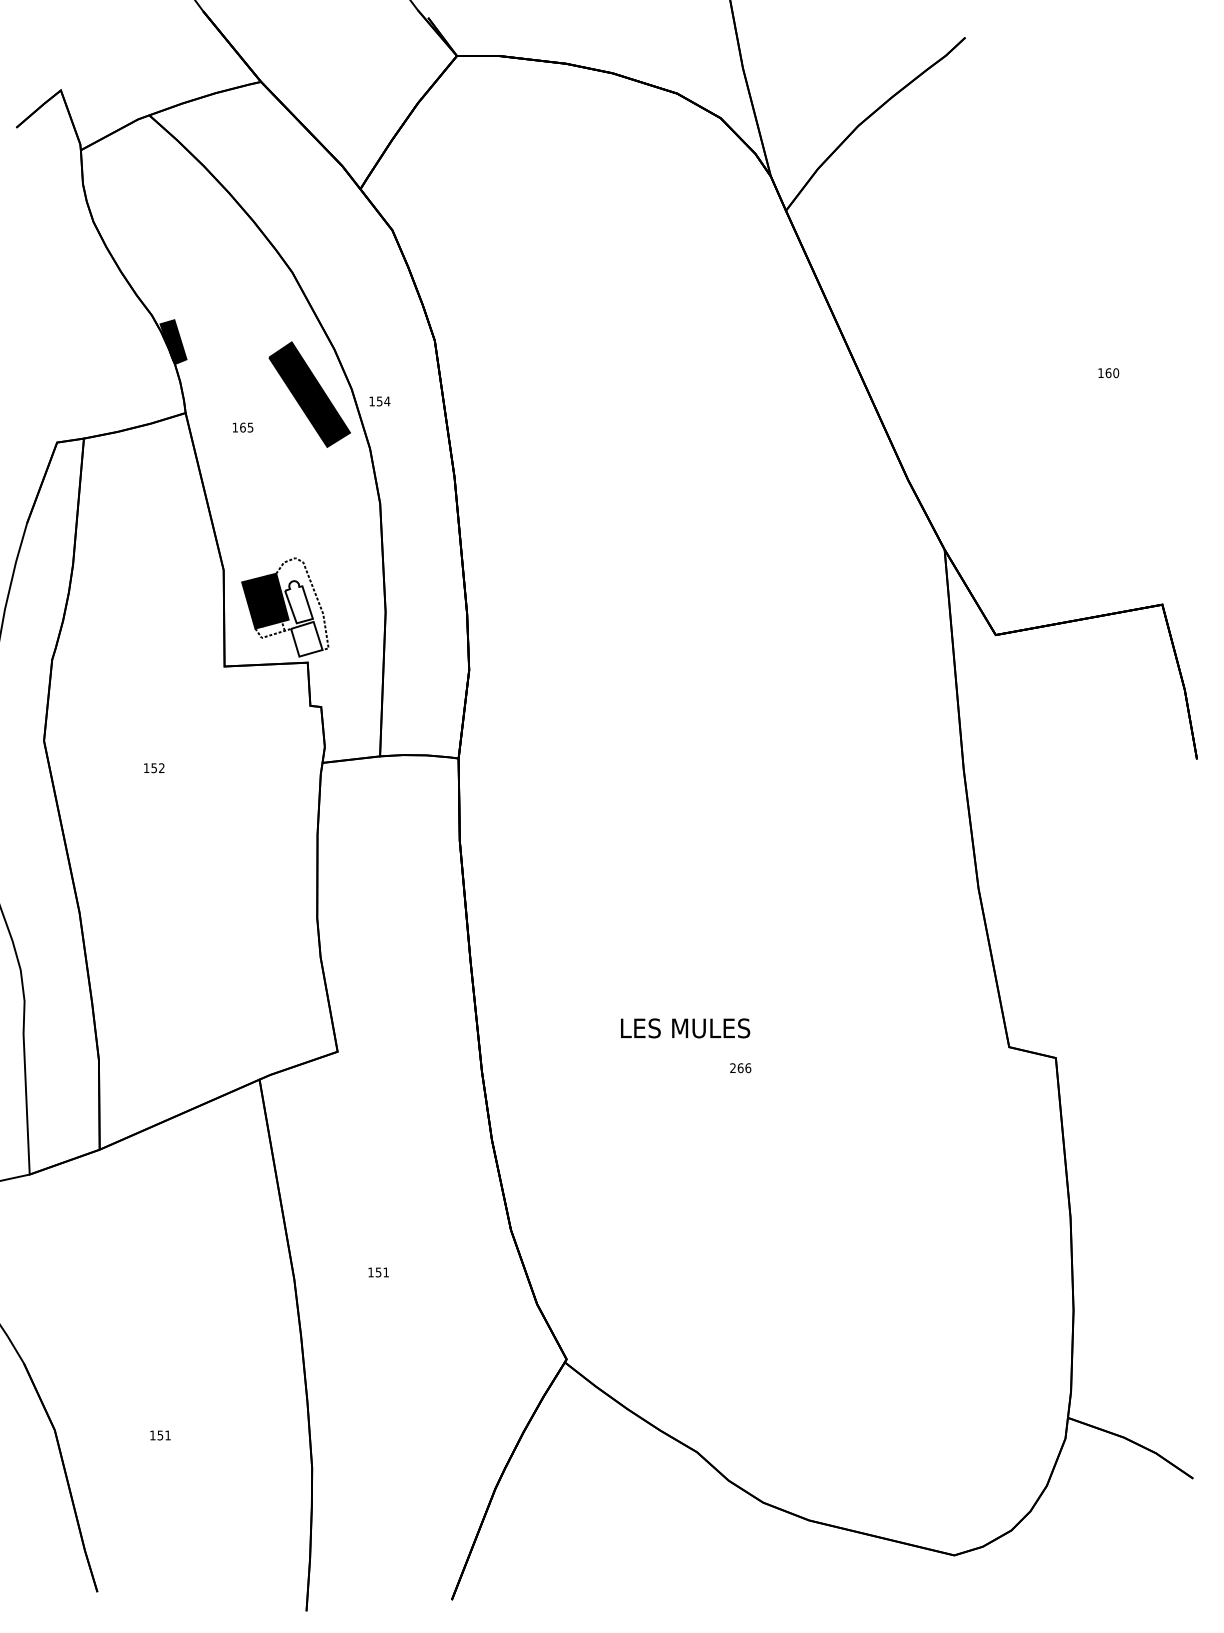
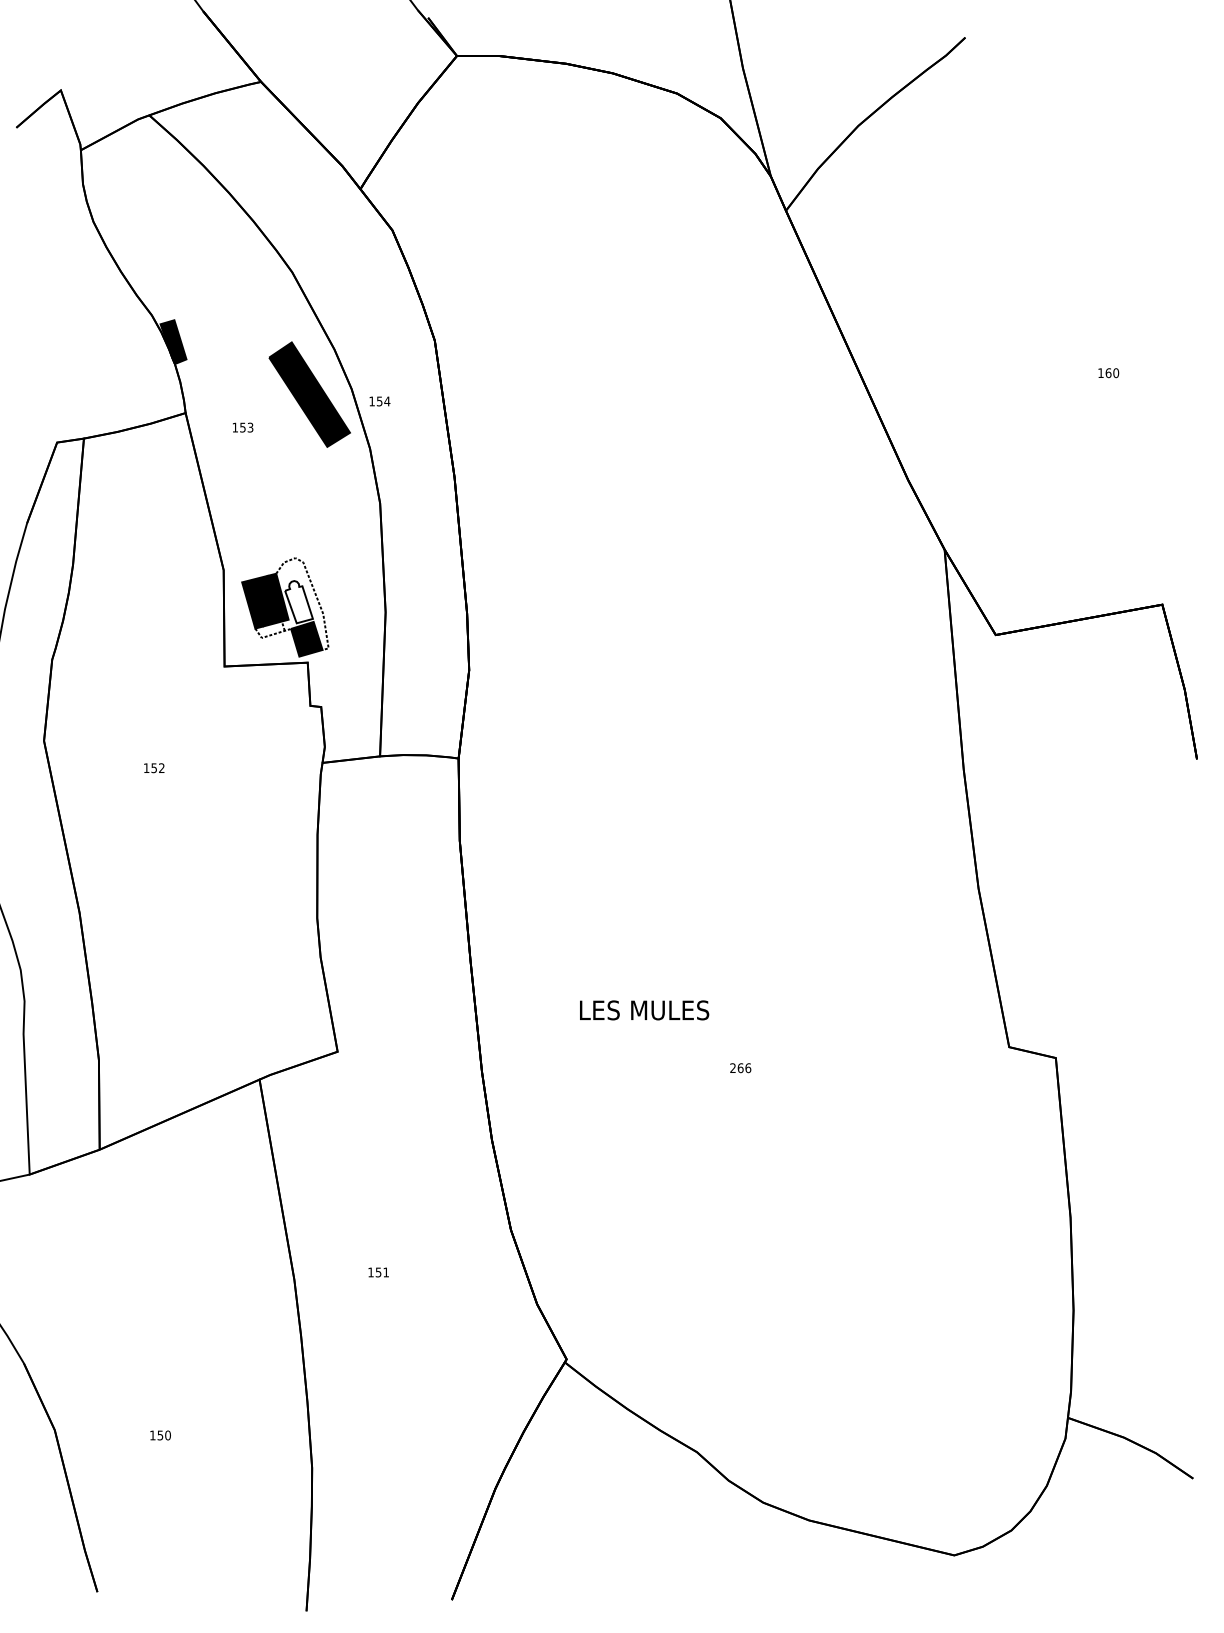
text: 165 -> 153 (246, 427)
fill: none -> present (306, 638)
text position: (685, 1028) -> (644, 1010) (644, 1010)
text: 151 -> 150 (167, 1435)
